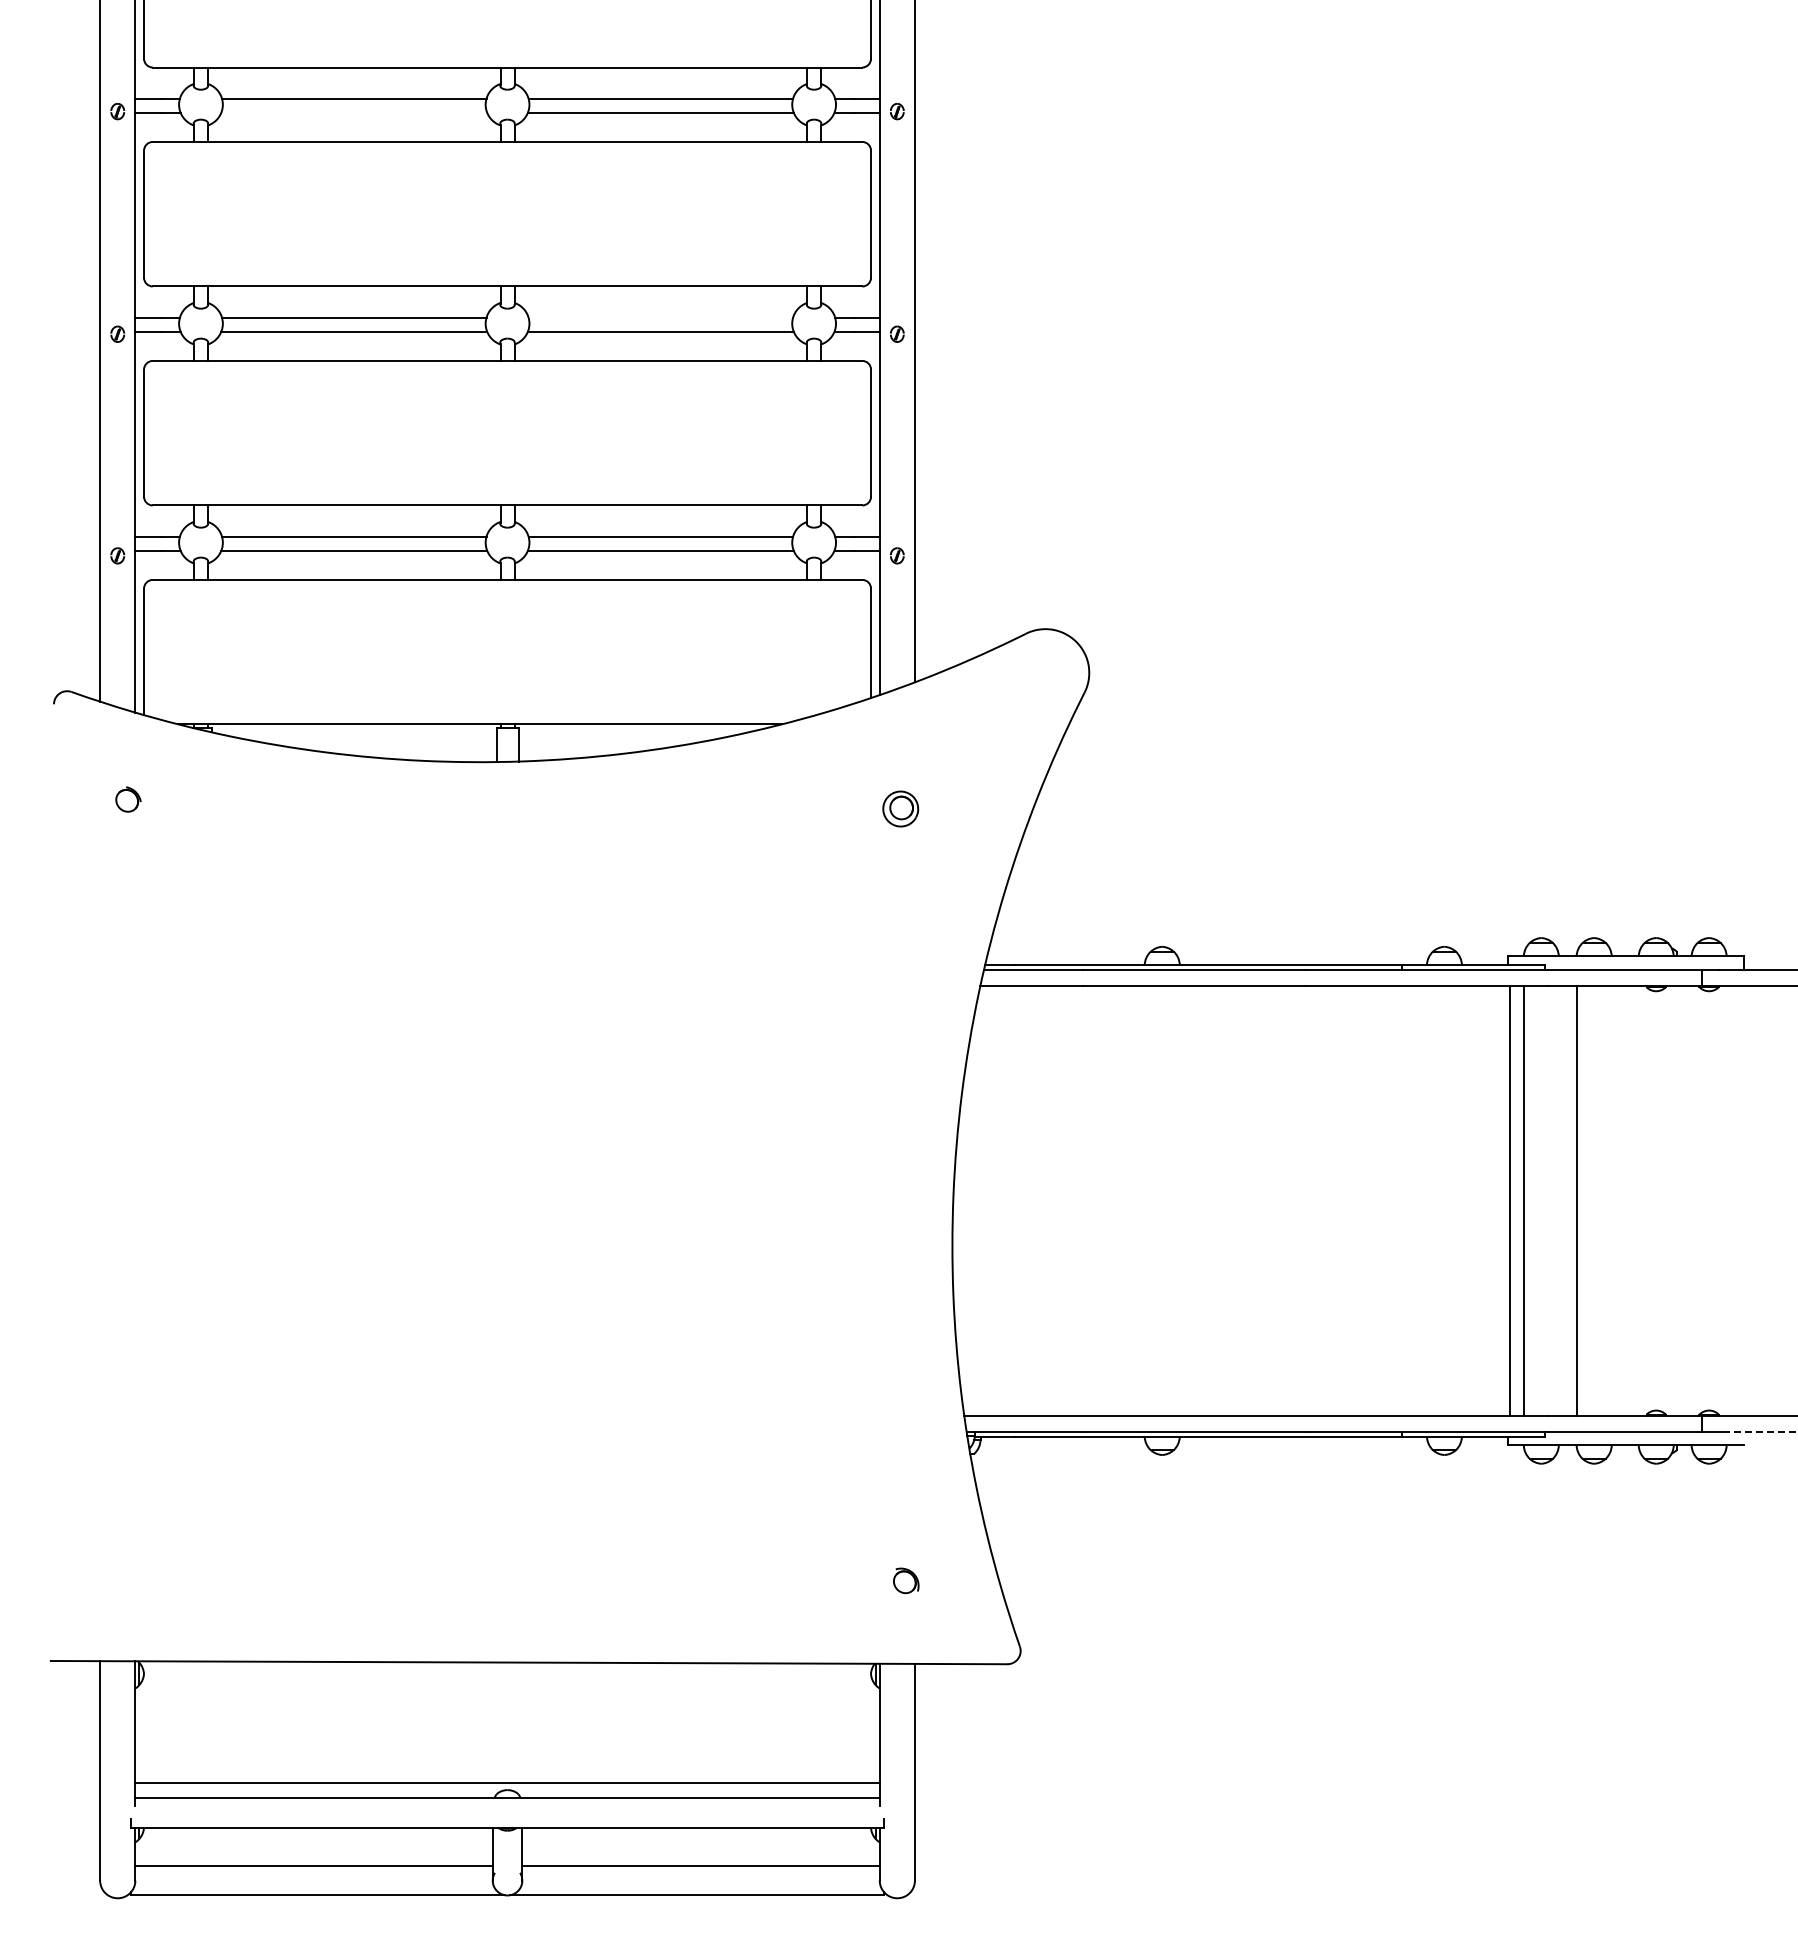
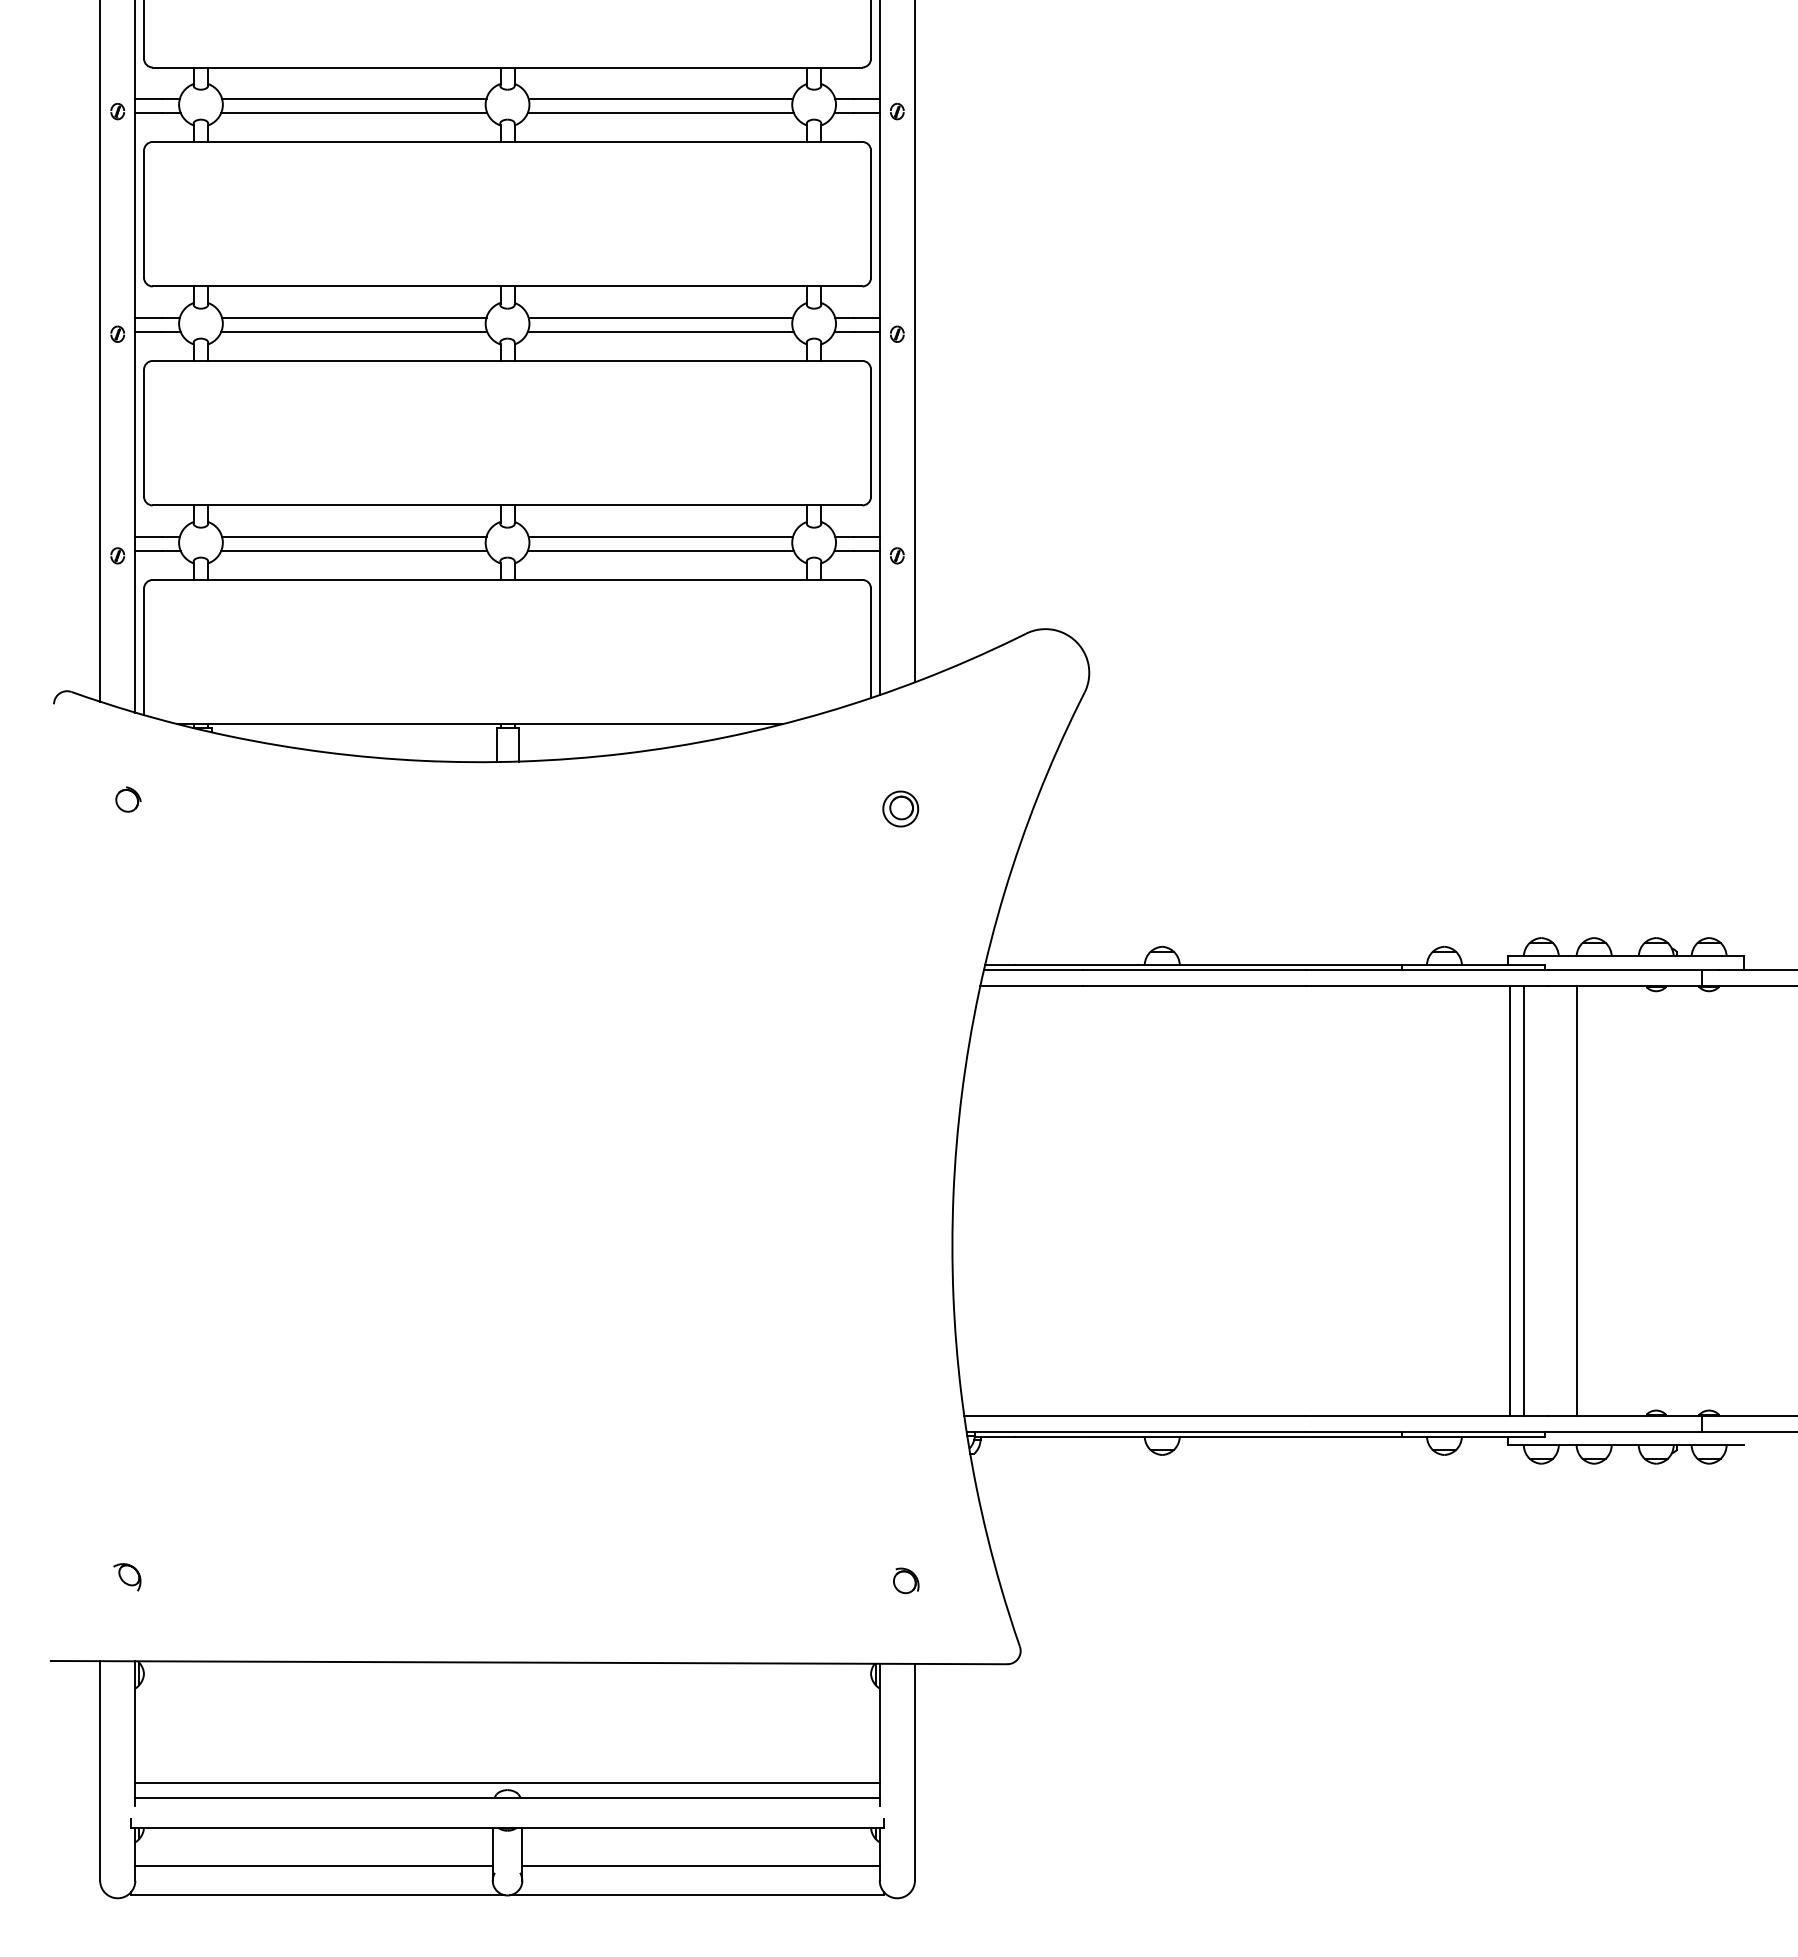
line: none -> present (354, 112)
line: none -> present (660, 317)
line: dashed -> solid (1760, 1432)
part: none -> present (127, 1577)
